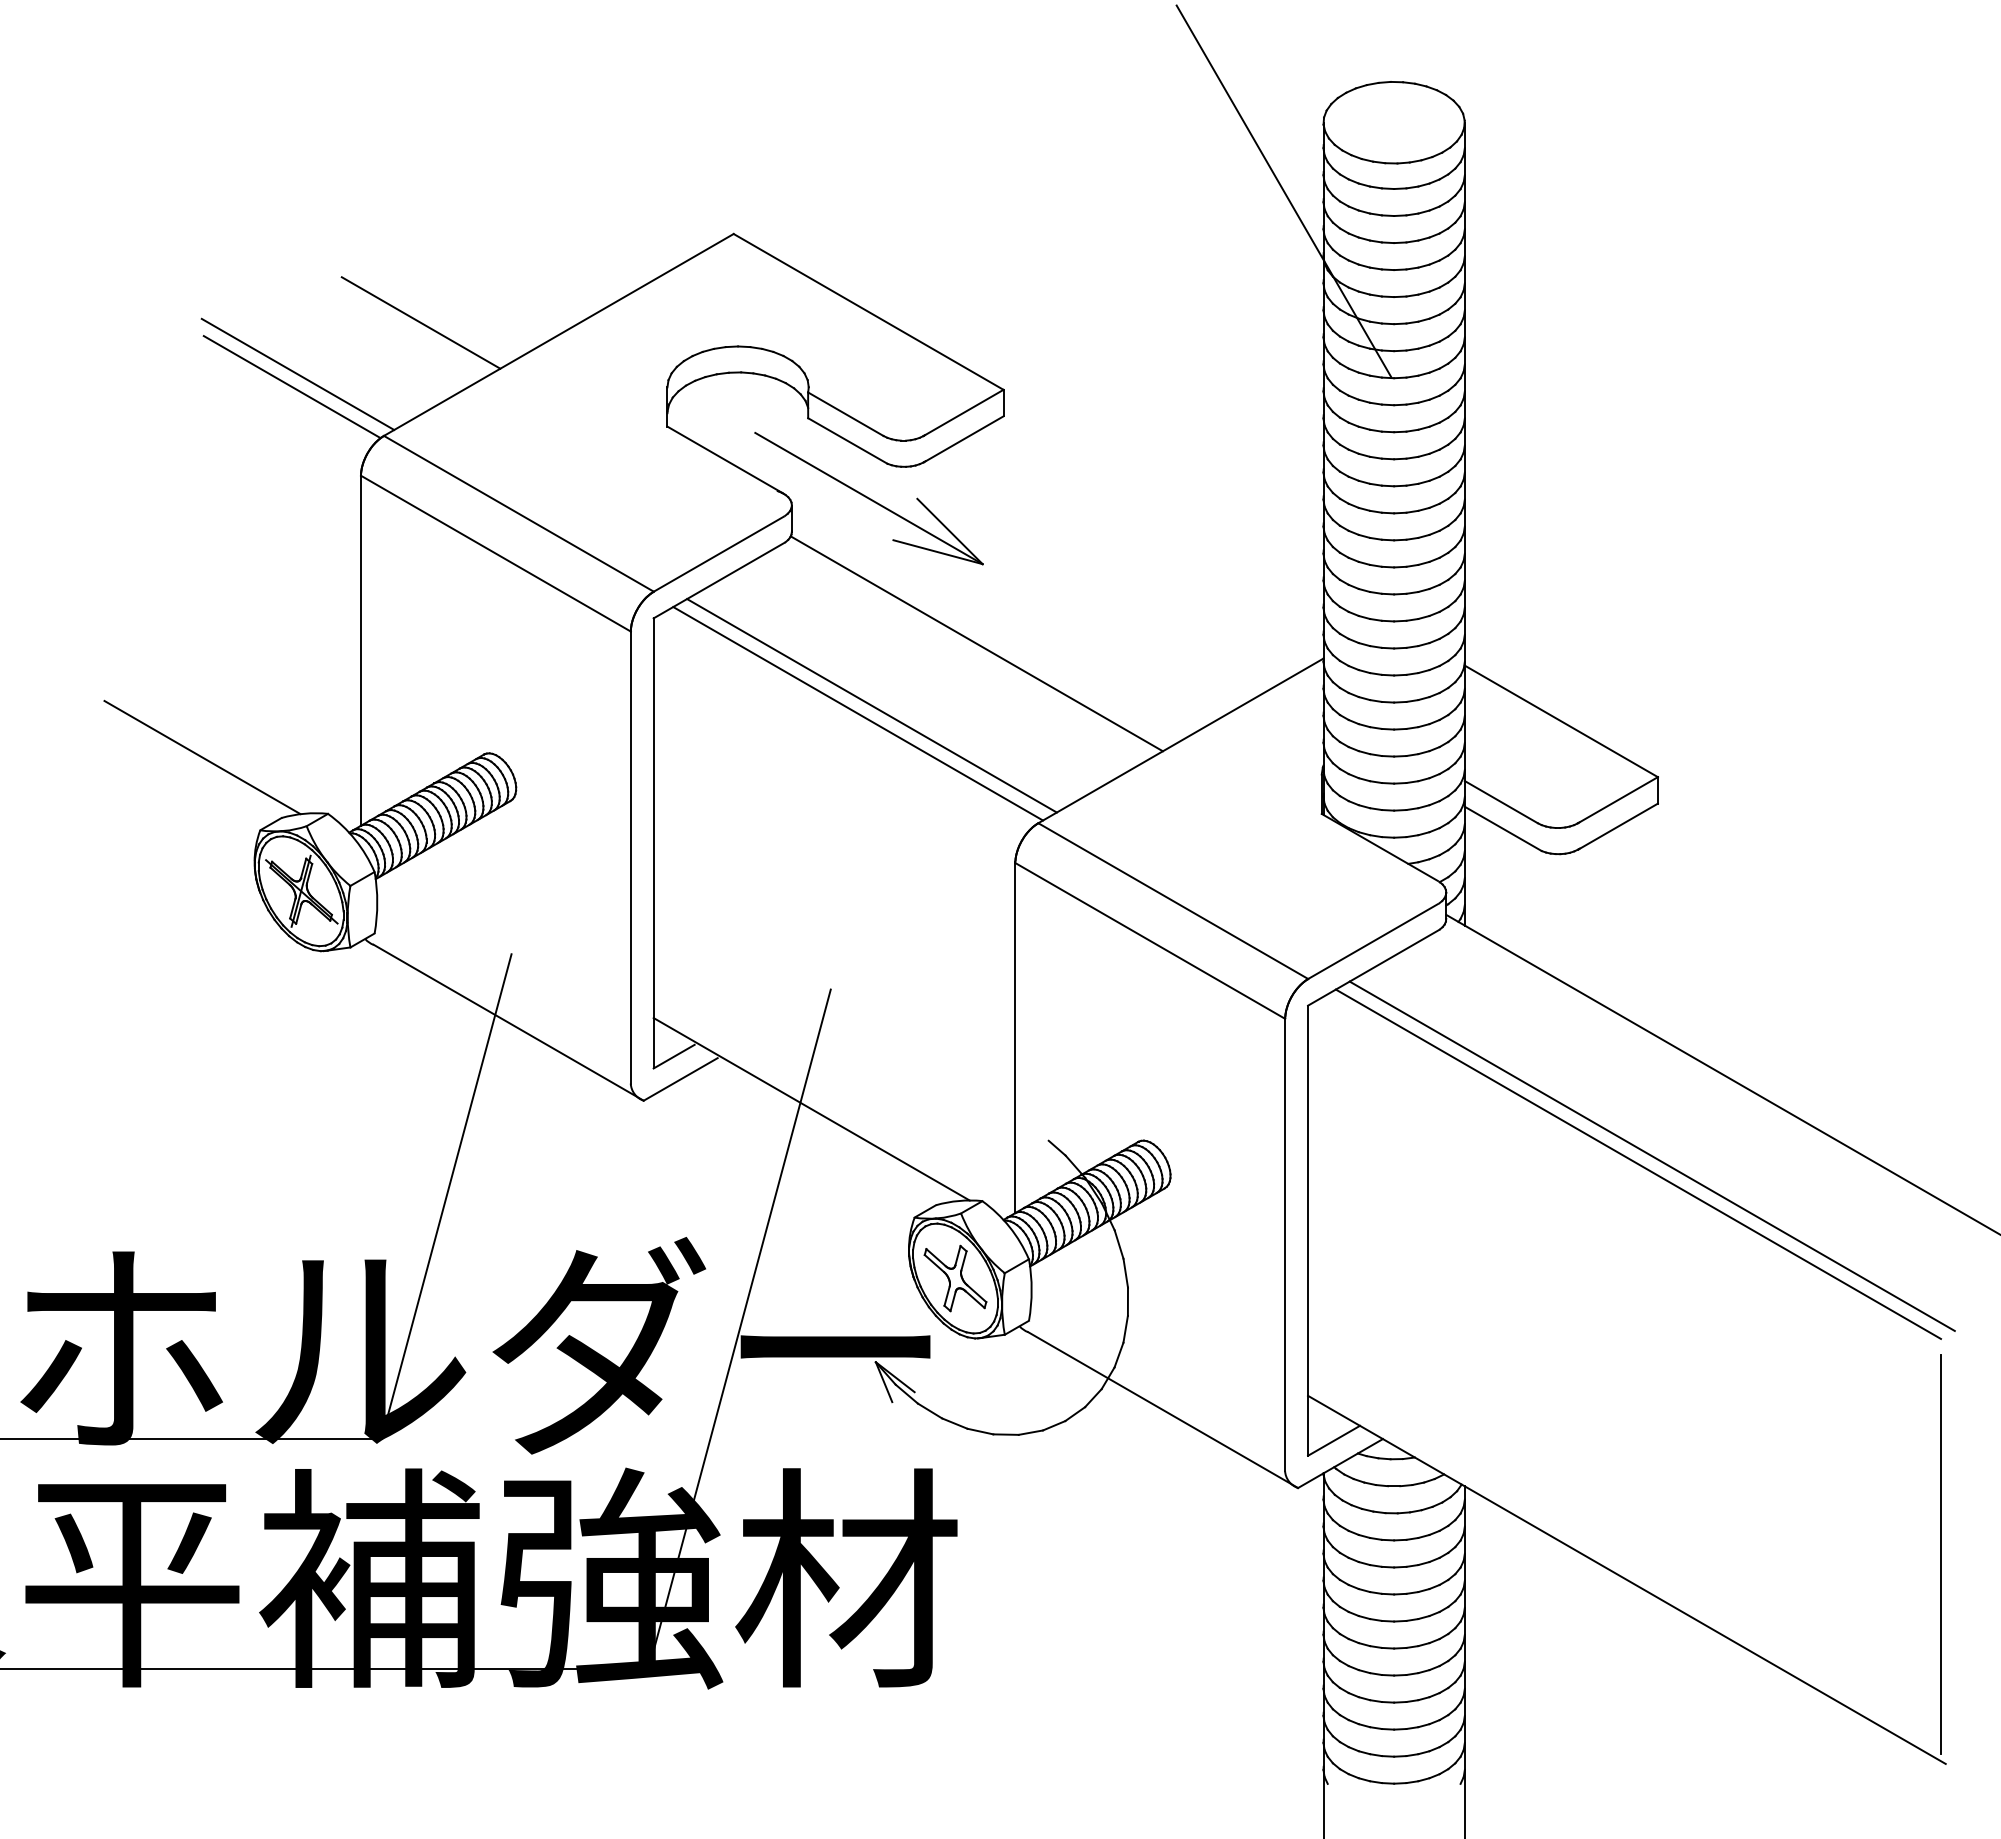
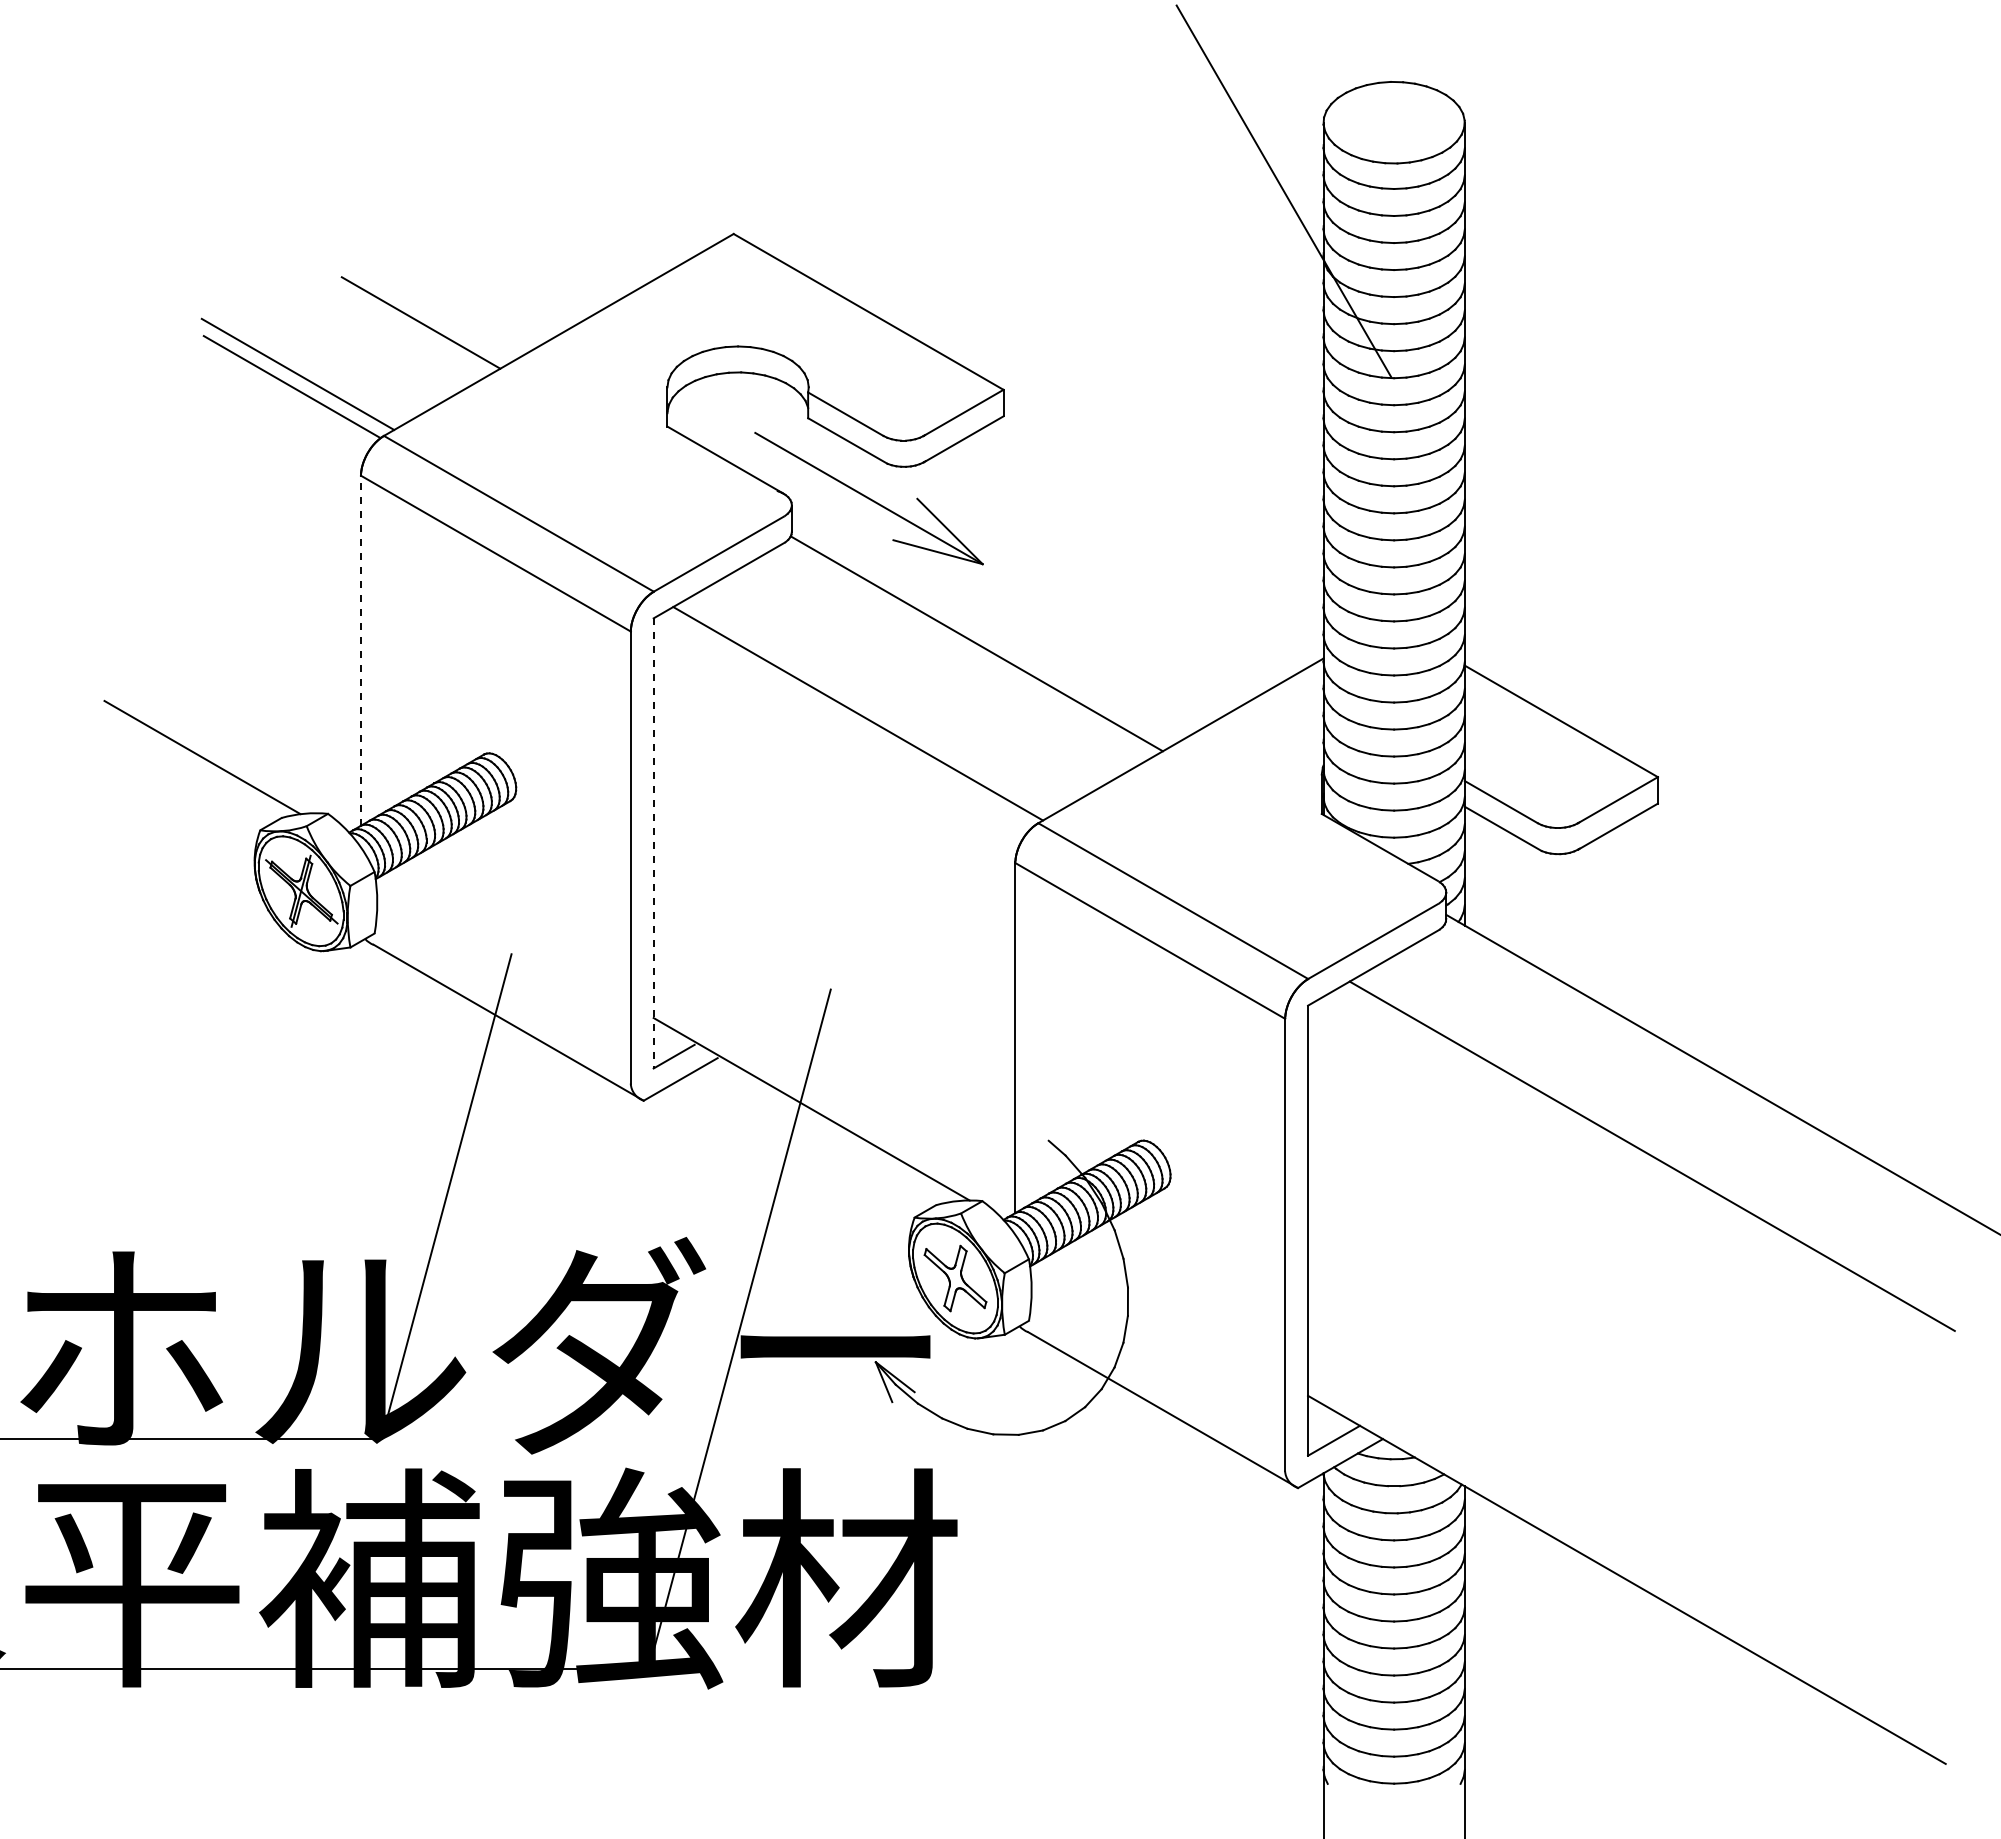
line: solid -> dashed (360, 650)
line: present -> none (871, 705)
line: solid -> dashed (653, 843)
line: present -> none (1638, 1163)
line: present -> none (1941, 1553)
